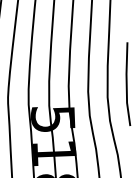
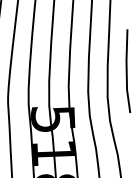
line position: (127, 83) -> (127, 70) (127, 70)
